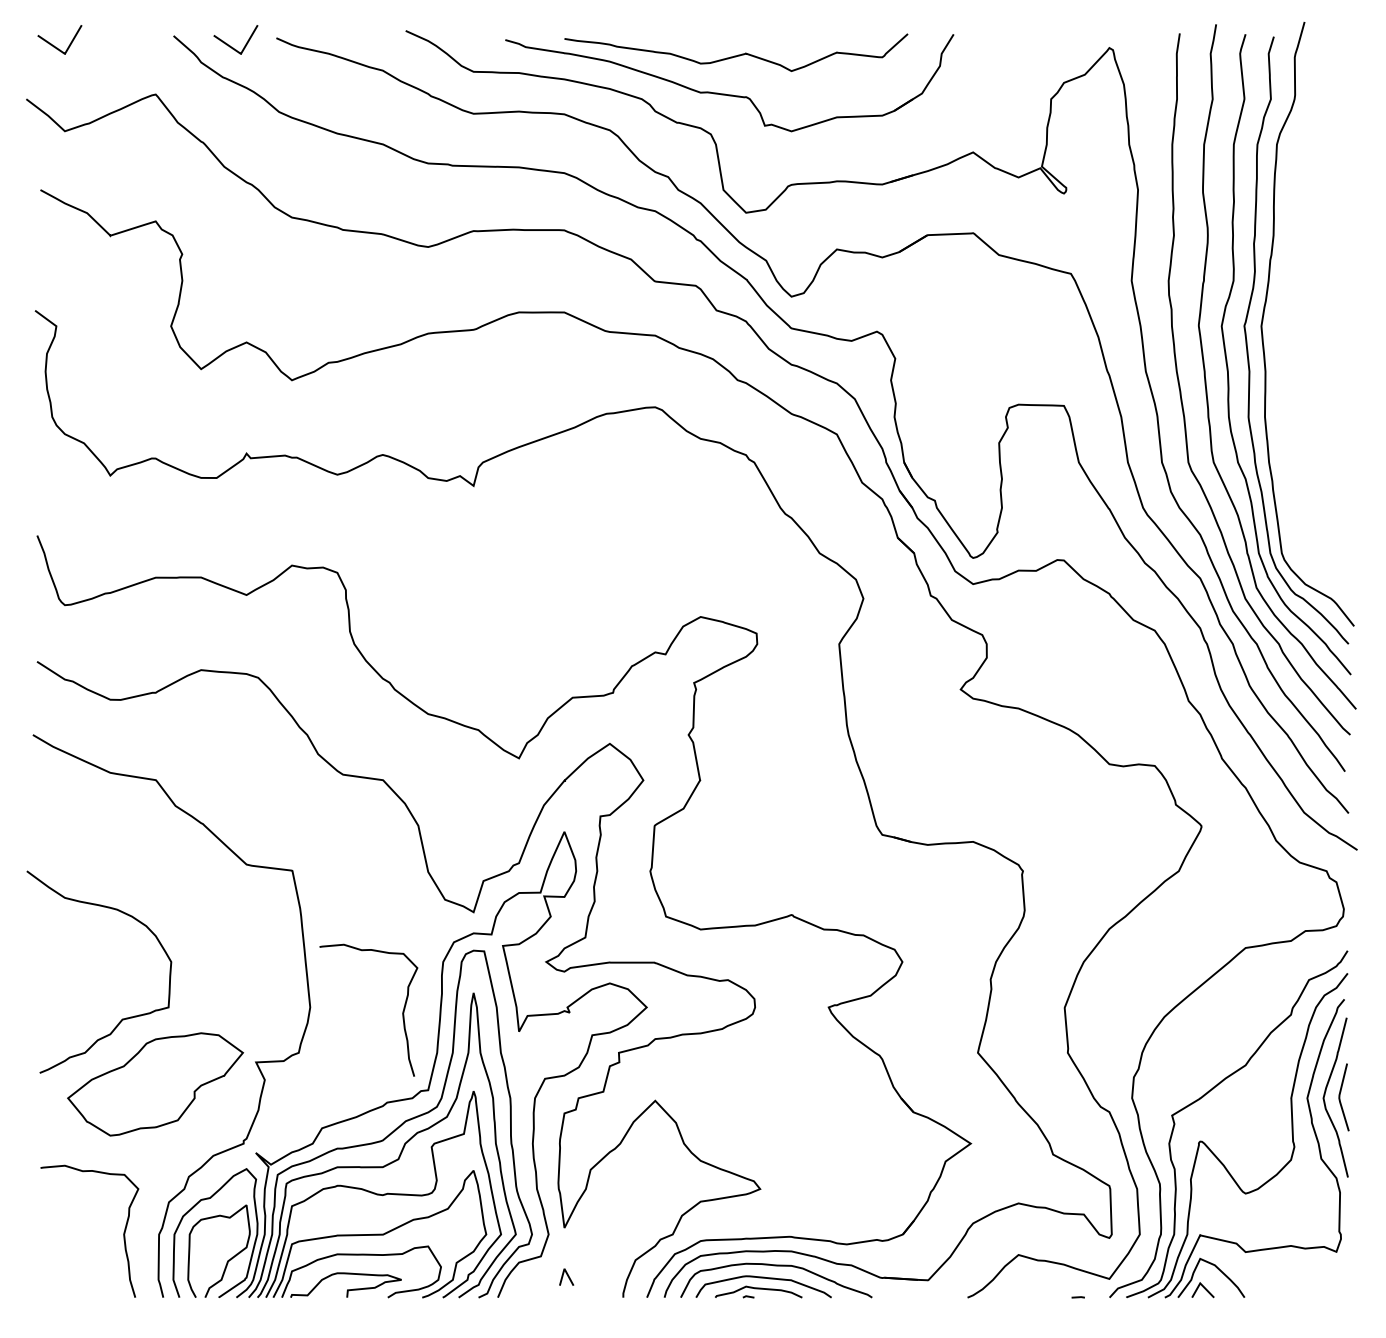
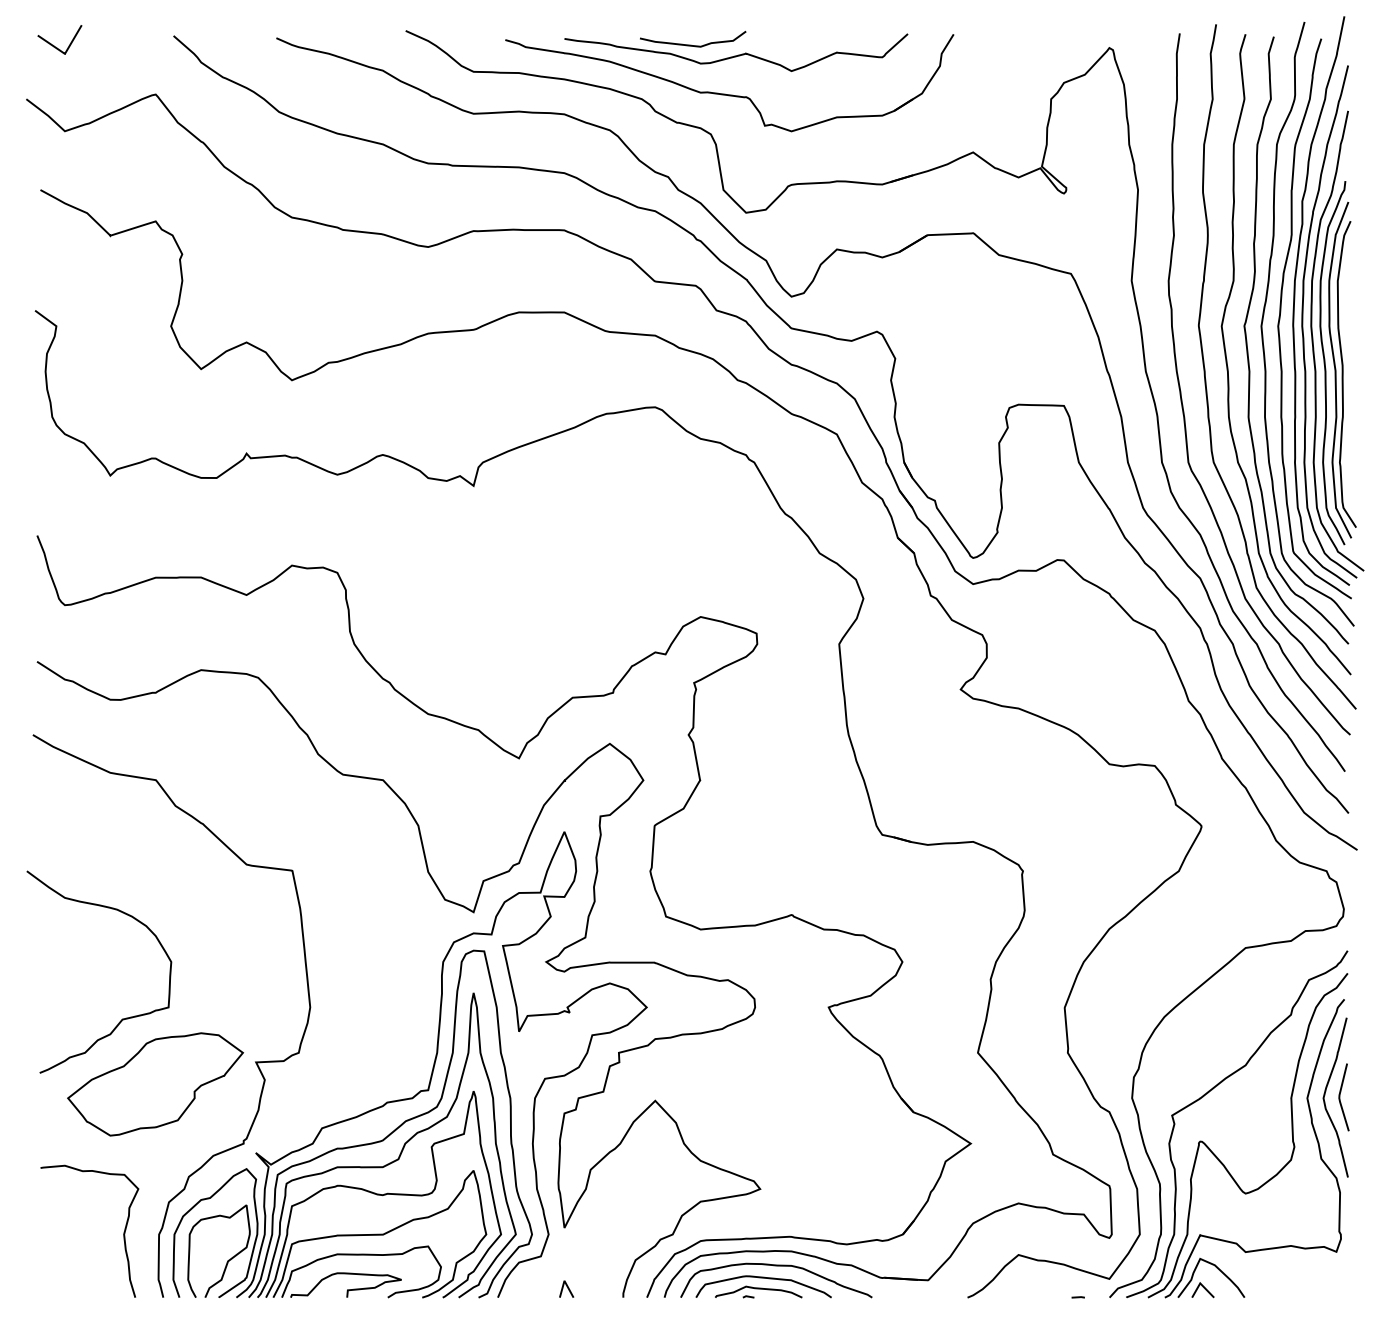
curve: none -> present (691, 44)
curve: present -> none (230, 45)
part: none -> present (1320, 307)
curve: present -> none (402, 1011)
line position: (567, 1276) -> (567, 1288) (567, 1288)
